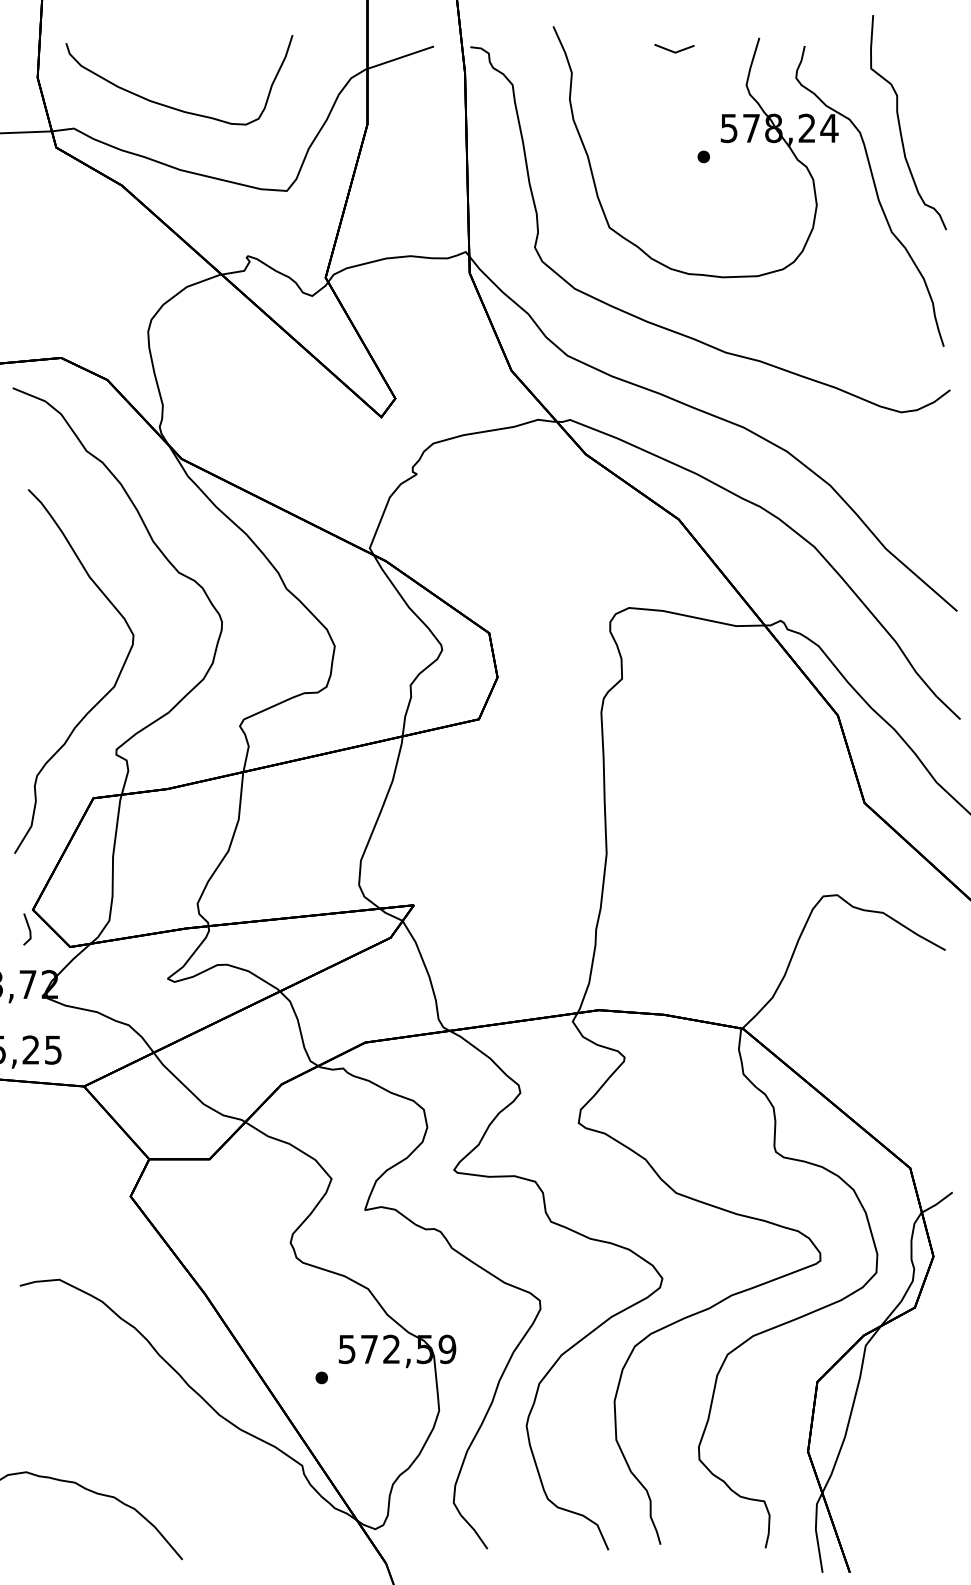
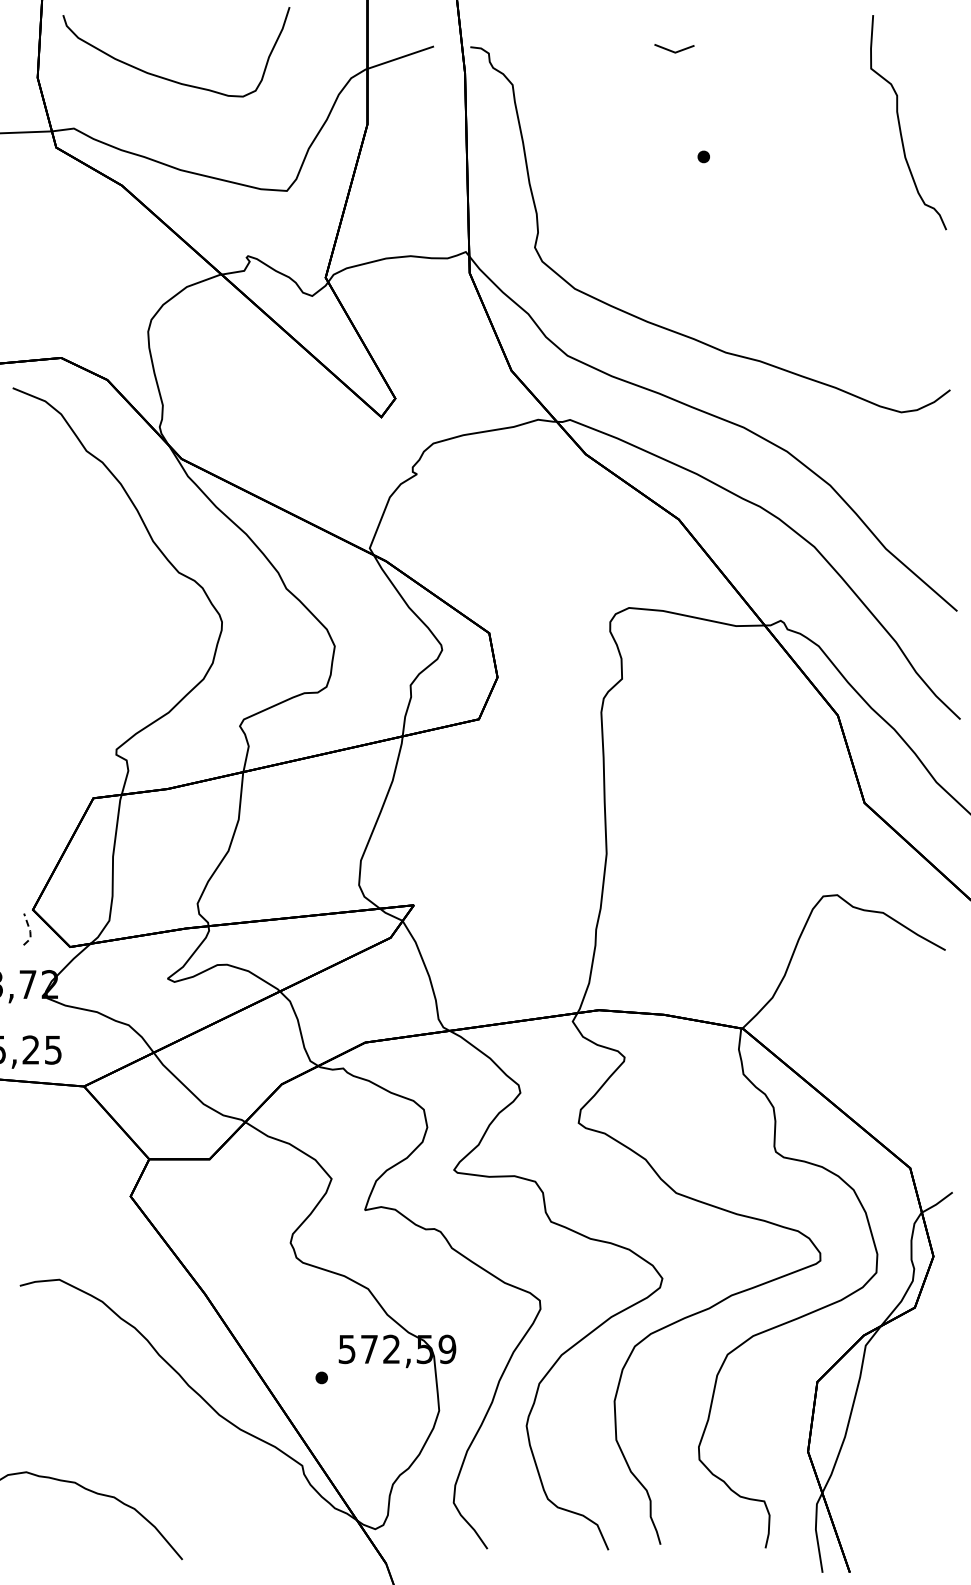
curve position: (171, 106) -> (168, 78) (168, 78)
part: present -> none (748, 142)
curve: present -> none (101, 698)
line: solid -> dashed (30, 931)
